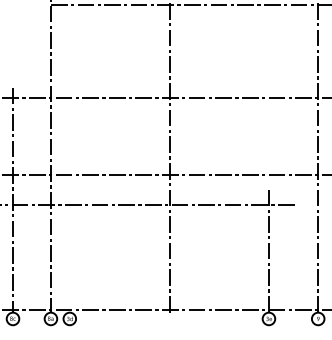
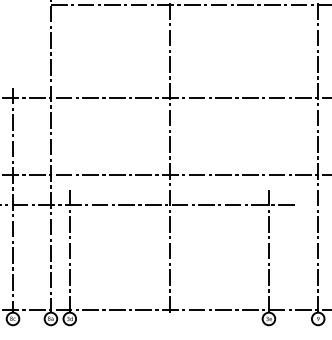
line: none -> present (69, 249)
